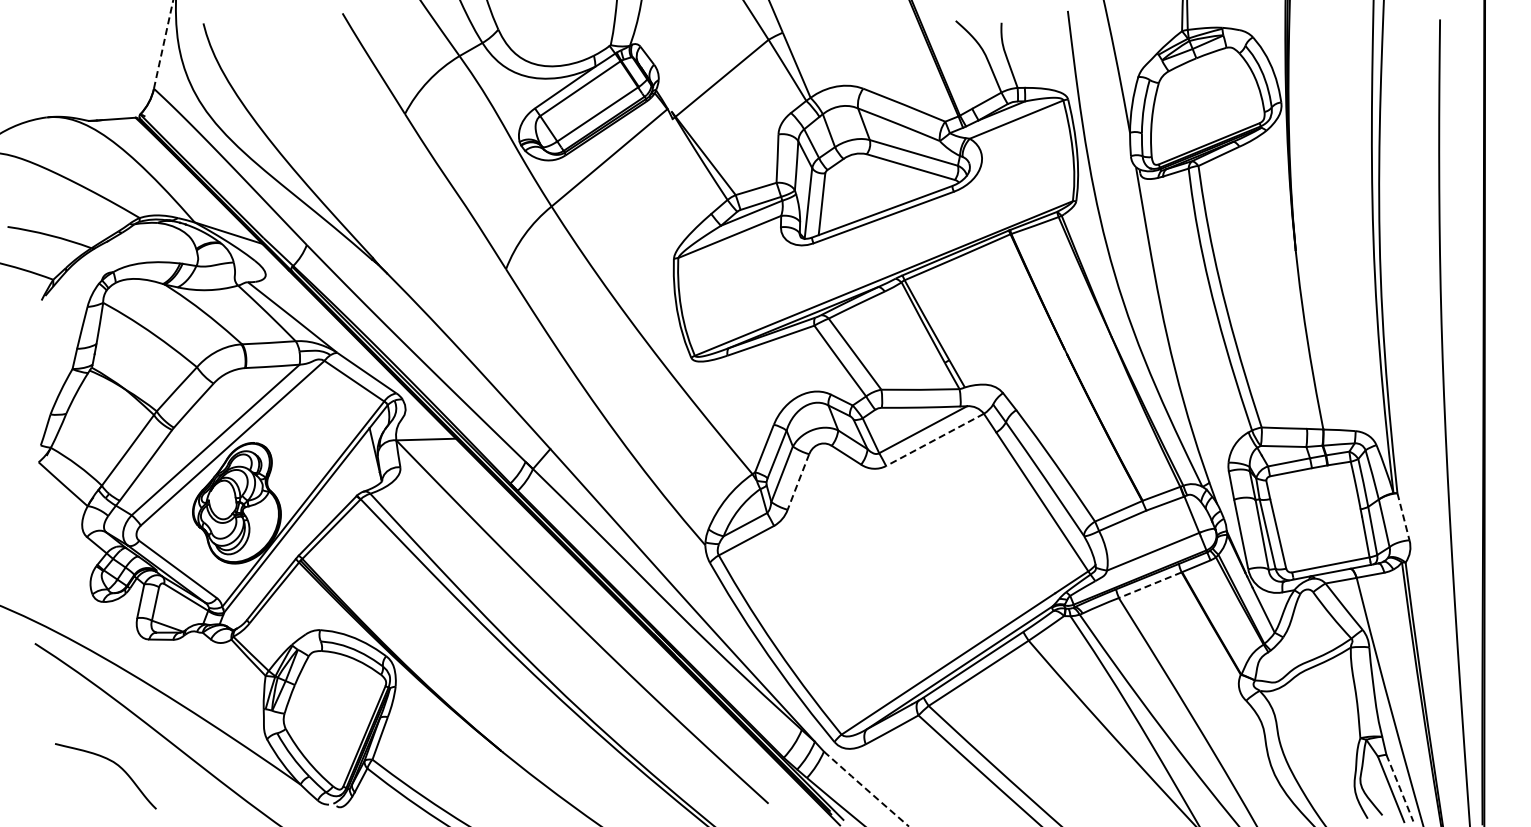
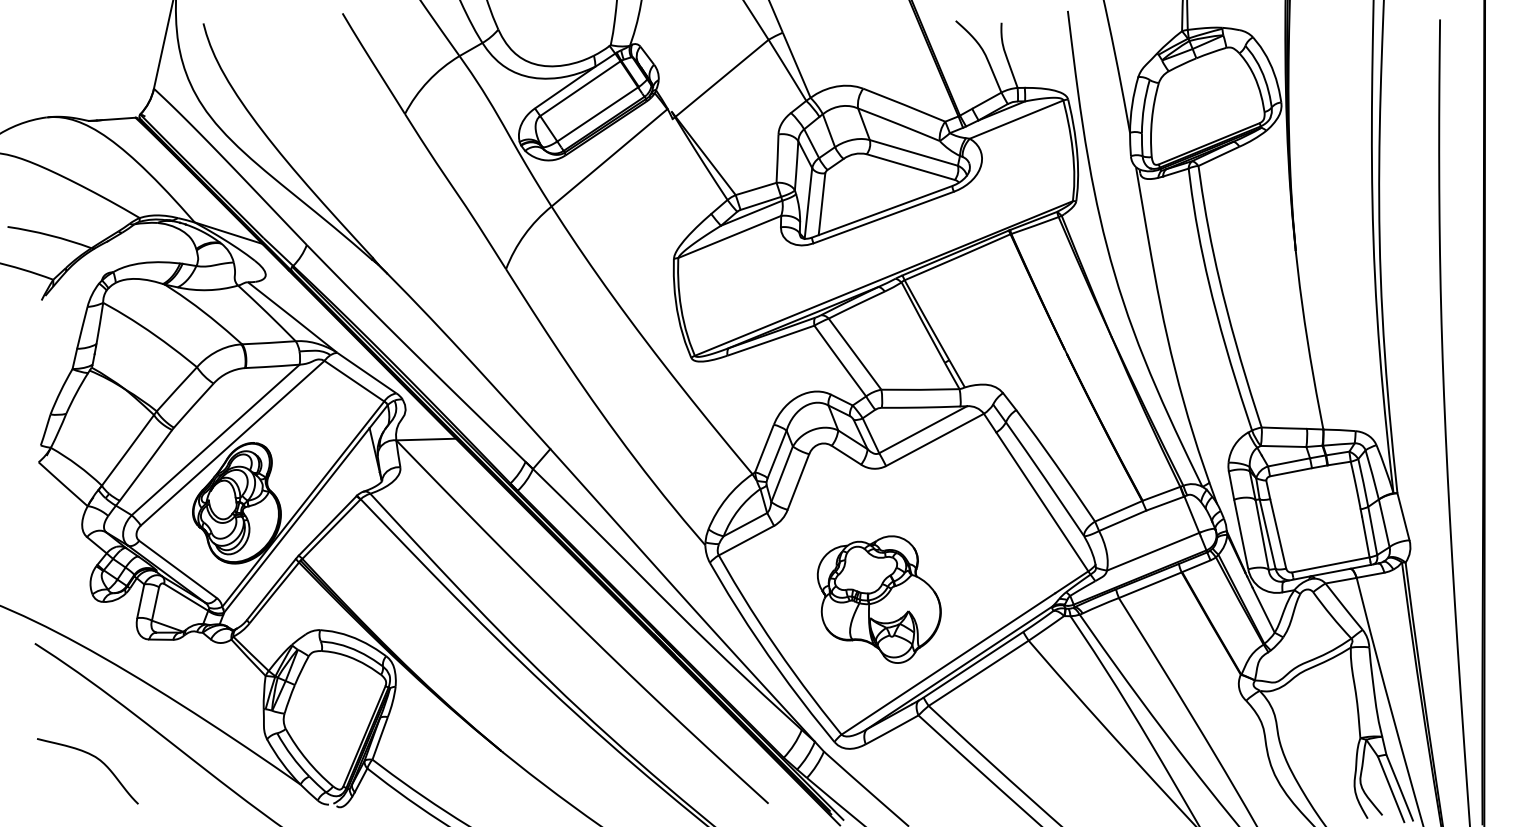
line: dashed -> solid (163, 44)
line: dashed -> solid (934, 440)
line: dashed -> solid (798, 482)
line: dashed -> solid (1403, 517)
line: dashed -> solid (1150, 585)
part: none -> present (878, 599)
curve position: (113, 763) -> (95, 758) (95, 758)
line: dashed -> solid (1399, 788)
line: dashed -> solid (866, 789)
